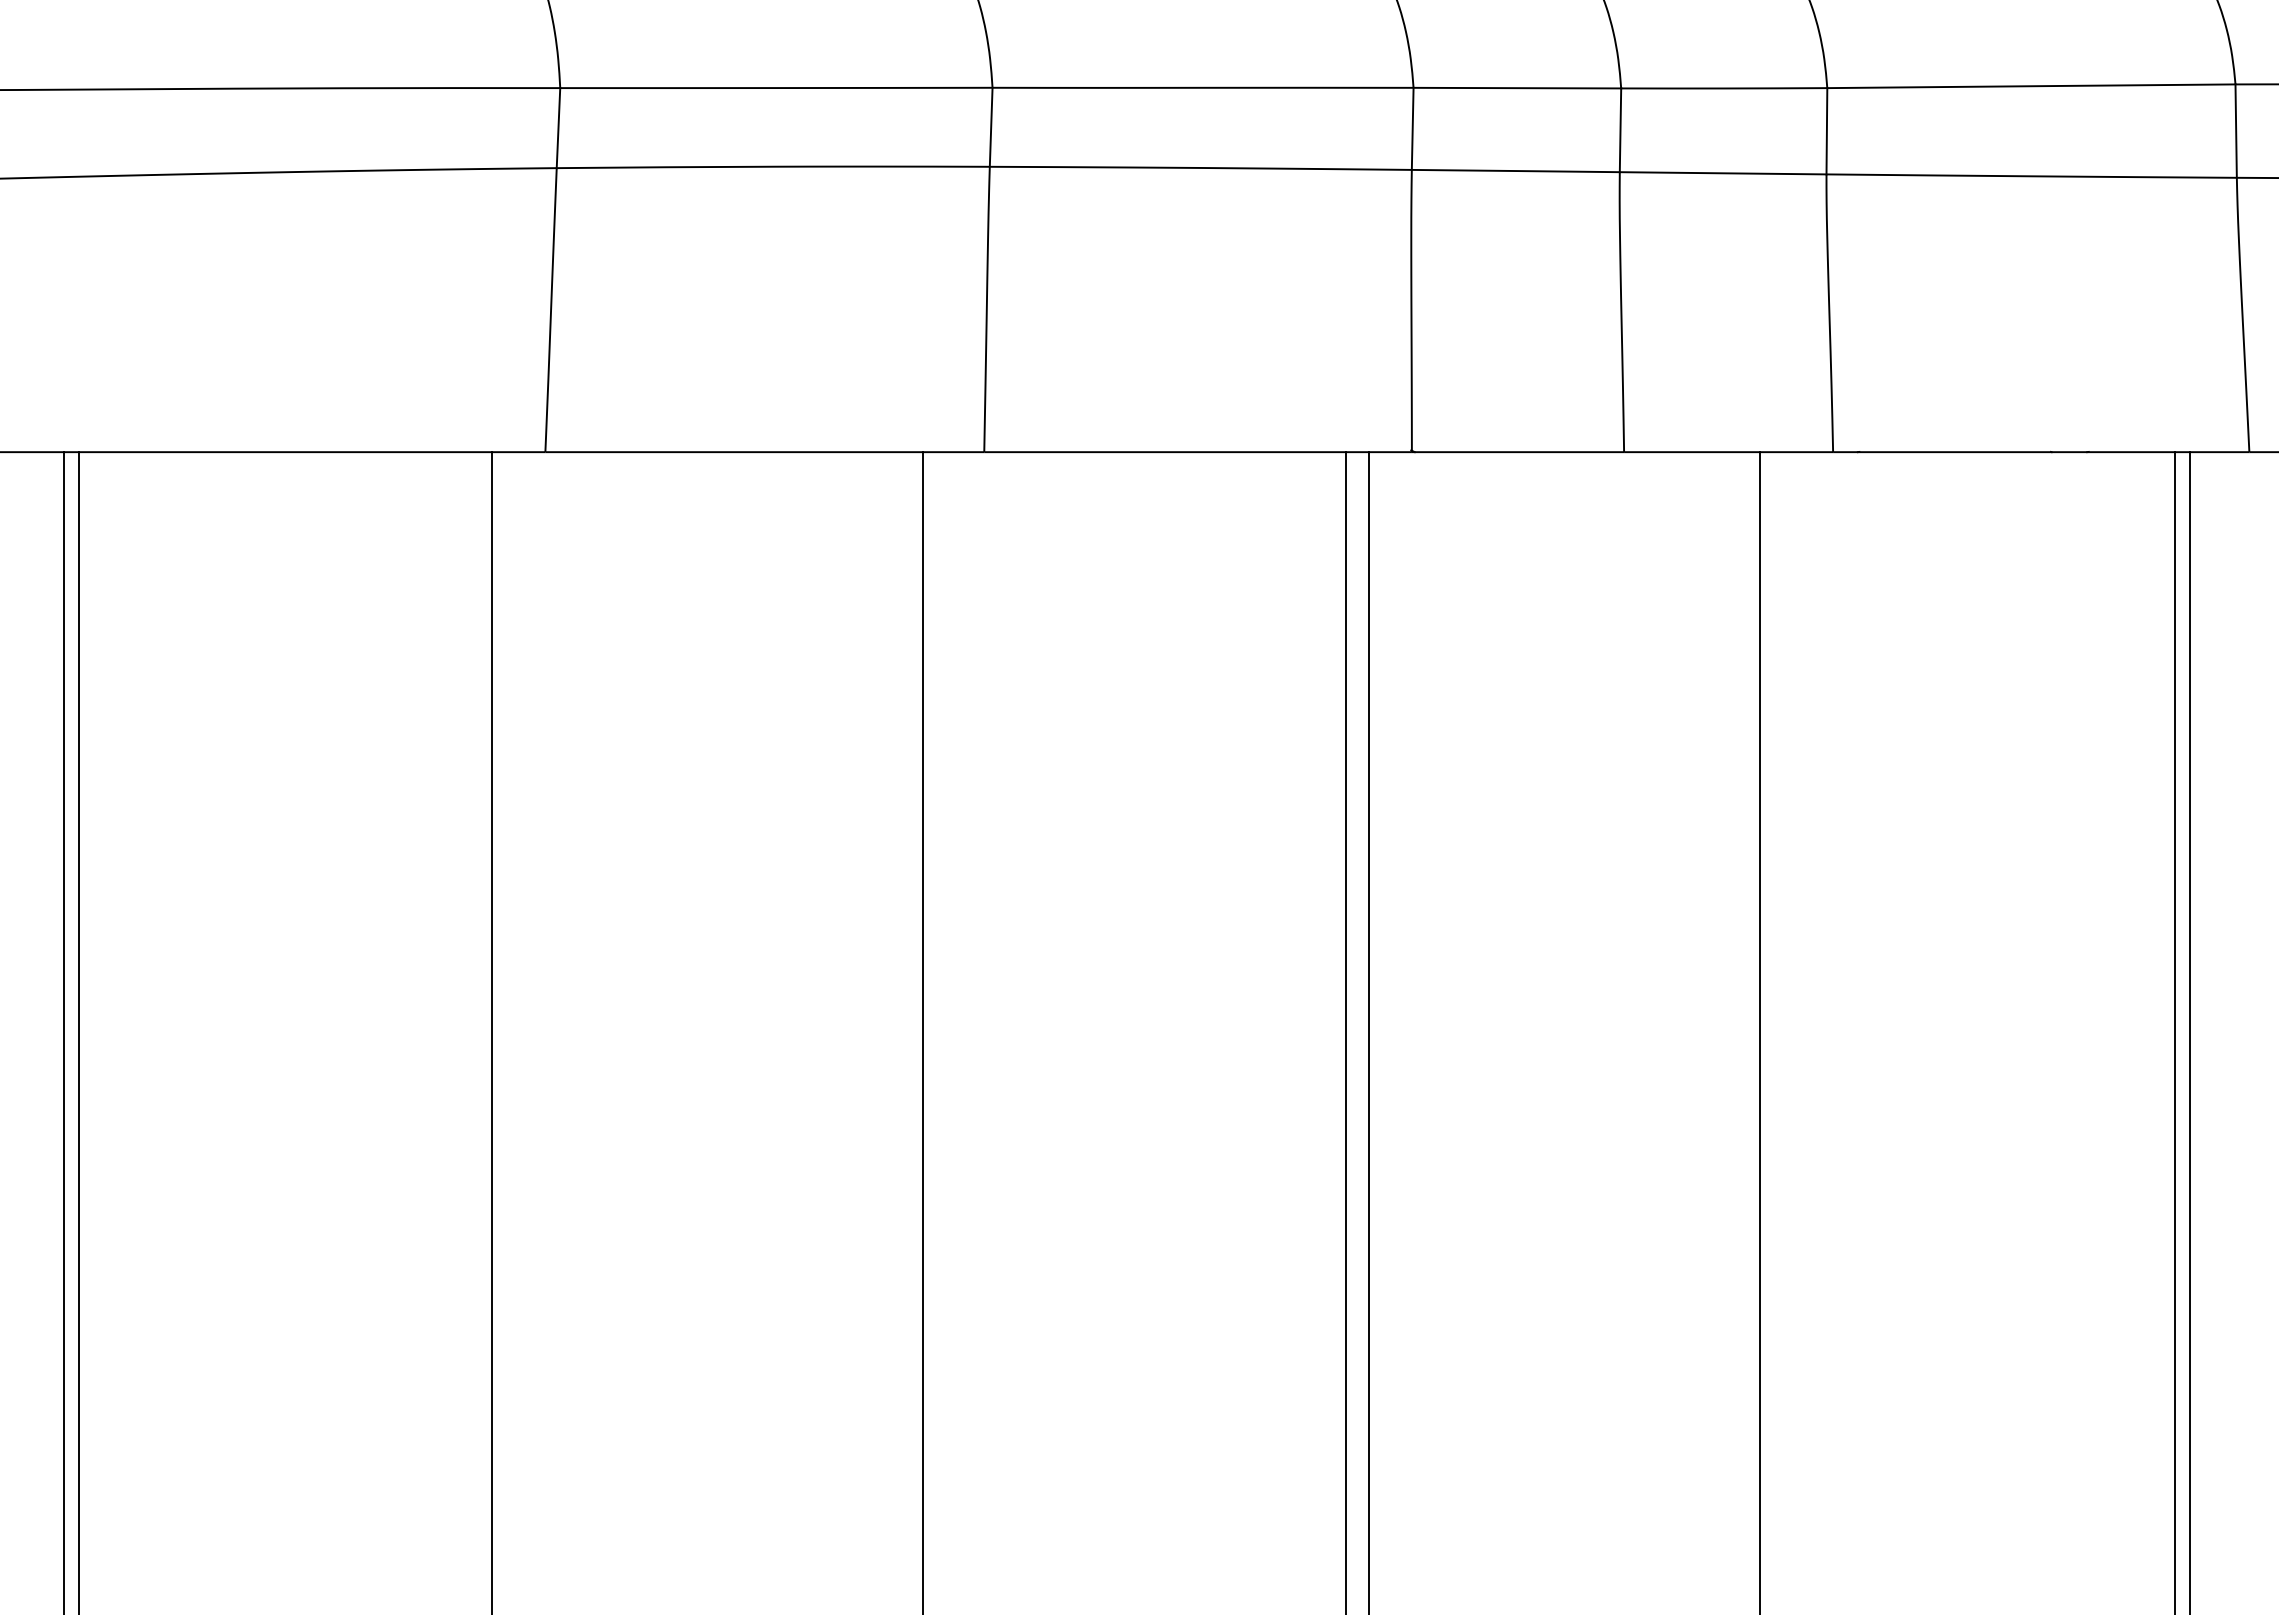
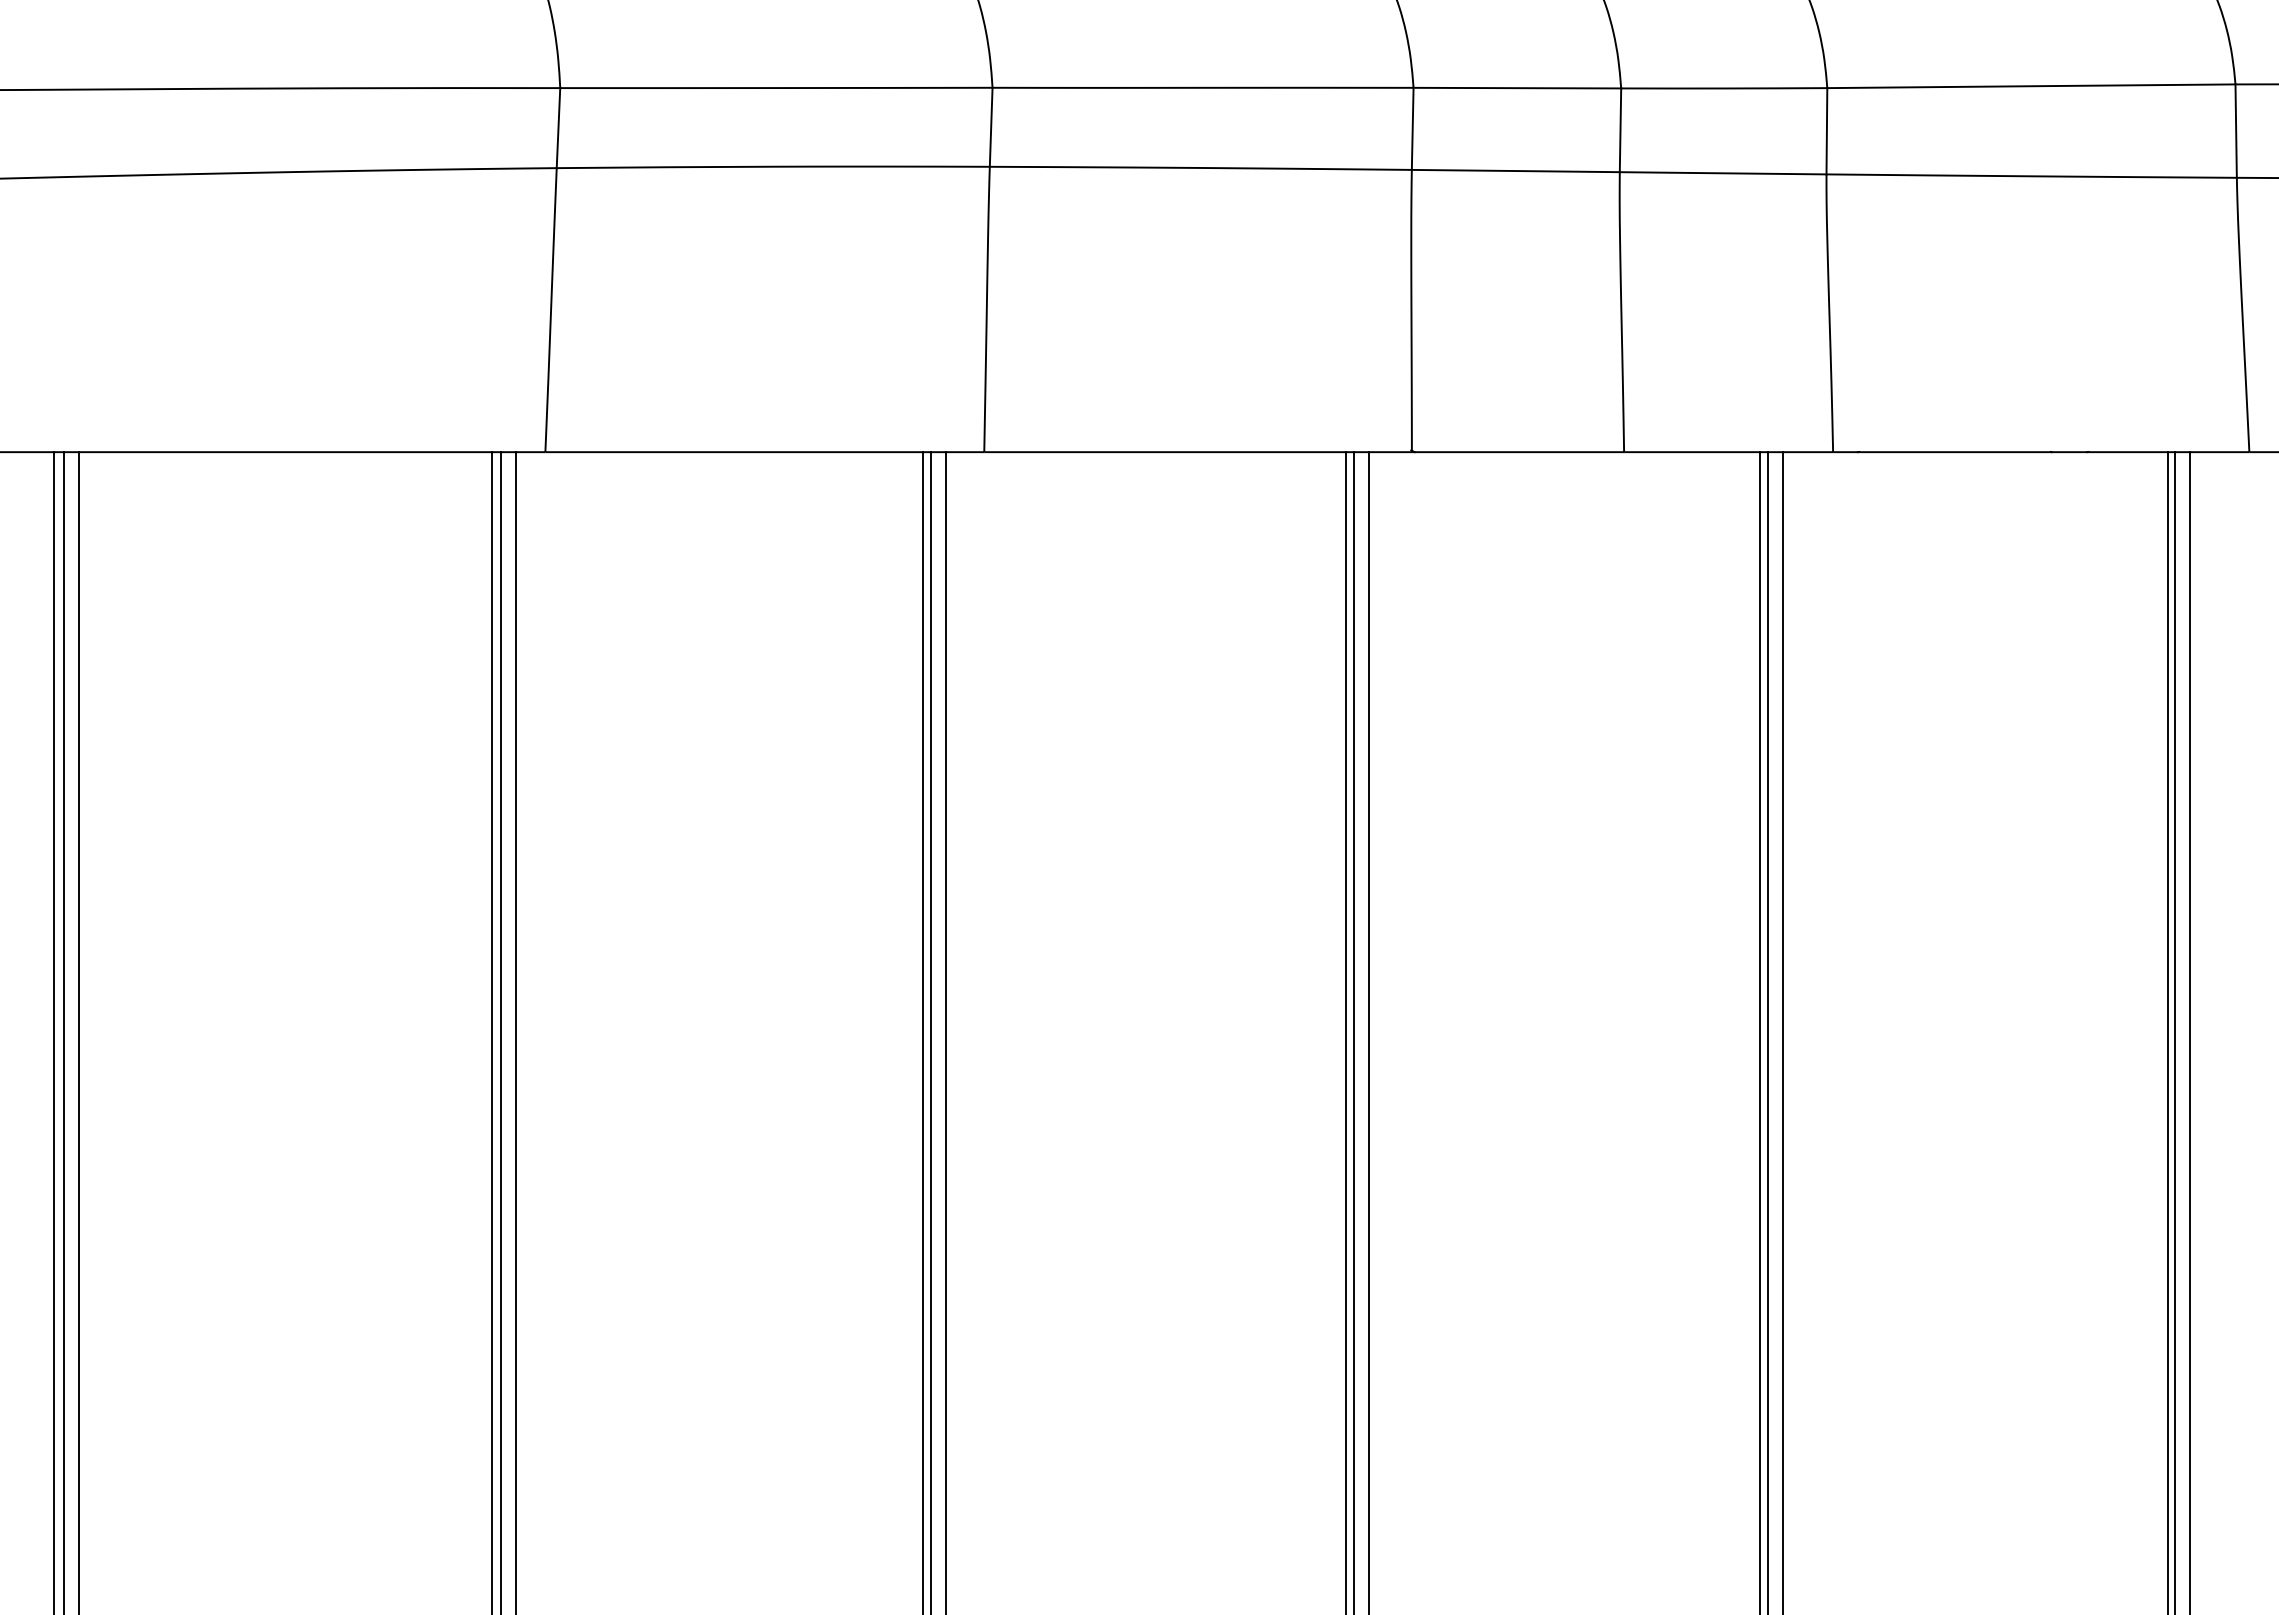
line: none -> present (54, 1031)
line: none -> present (500, 1031)
line: none -> present (516, 1031)
line: none -> present (931, 1031)
line: none -> present (946, 1031)
line: none -> present (1353, 1031)
line: none -> present (1767, 1031)
line: none -> present (1782, 1031)
line: none -> present (2168, 1031)
